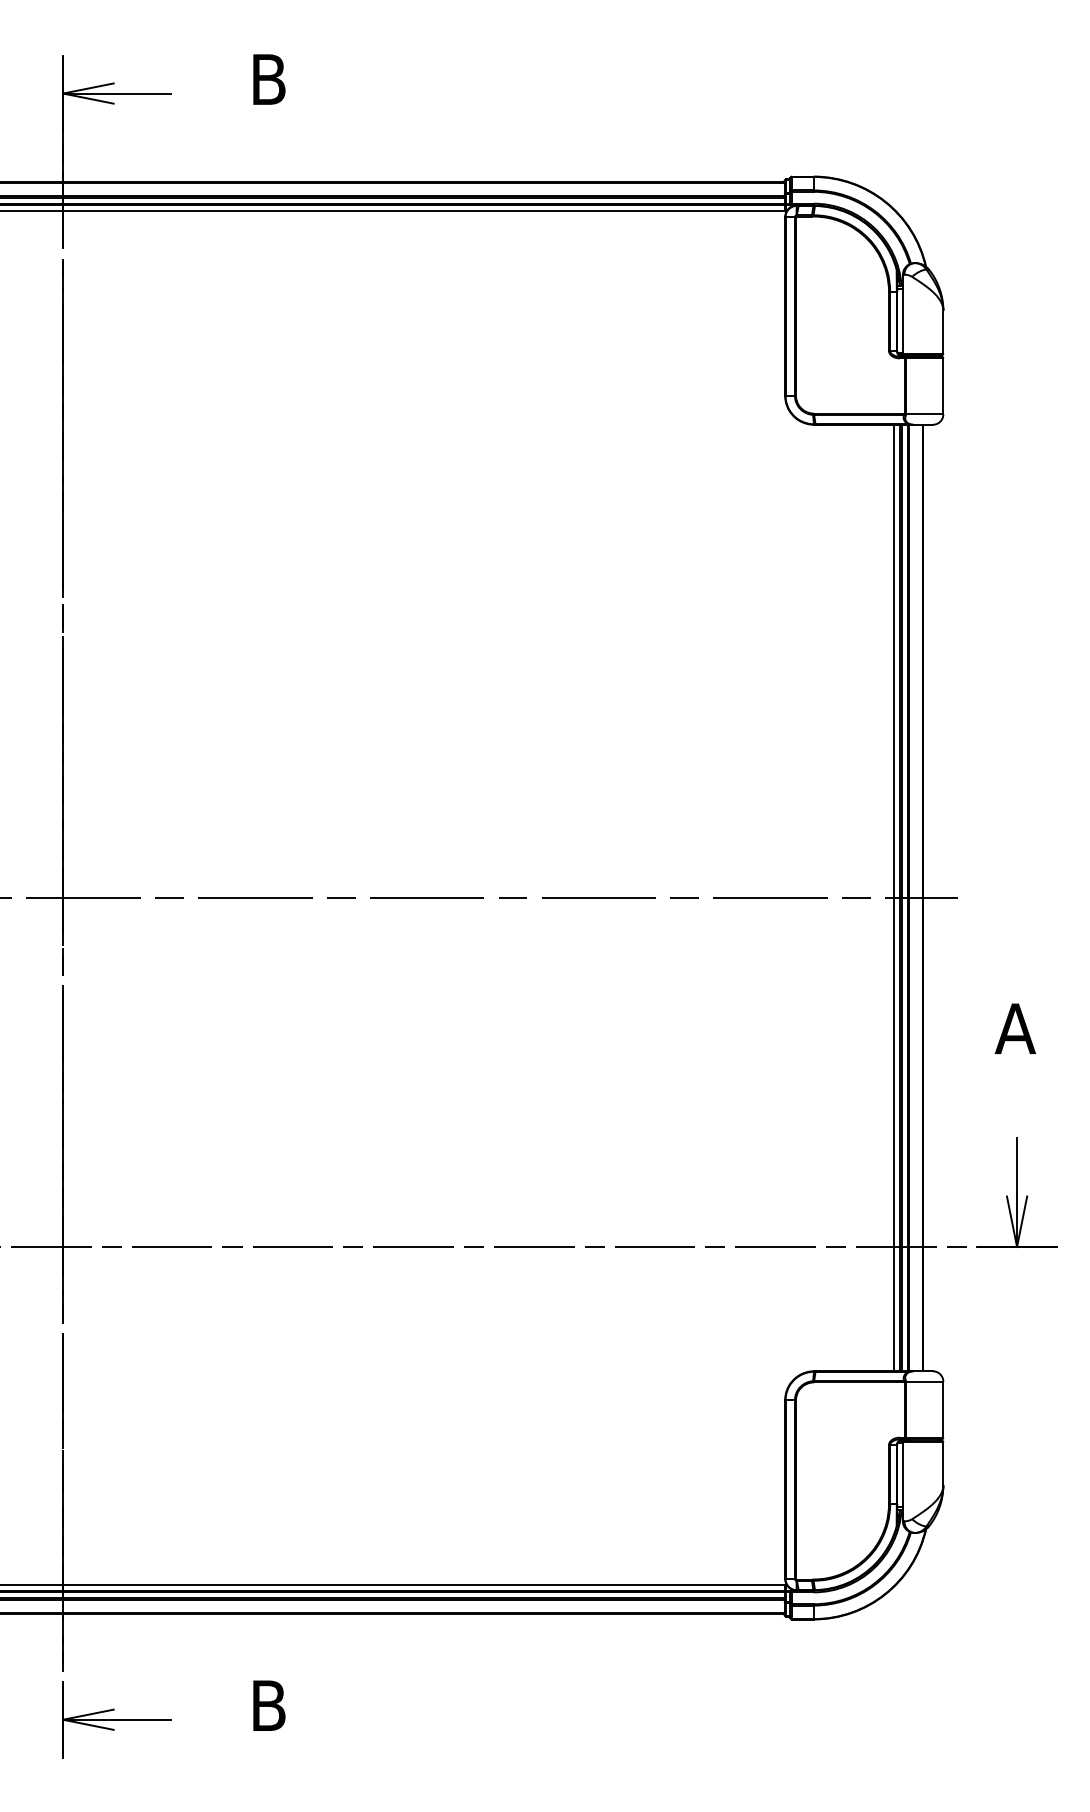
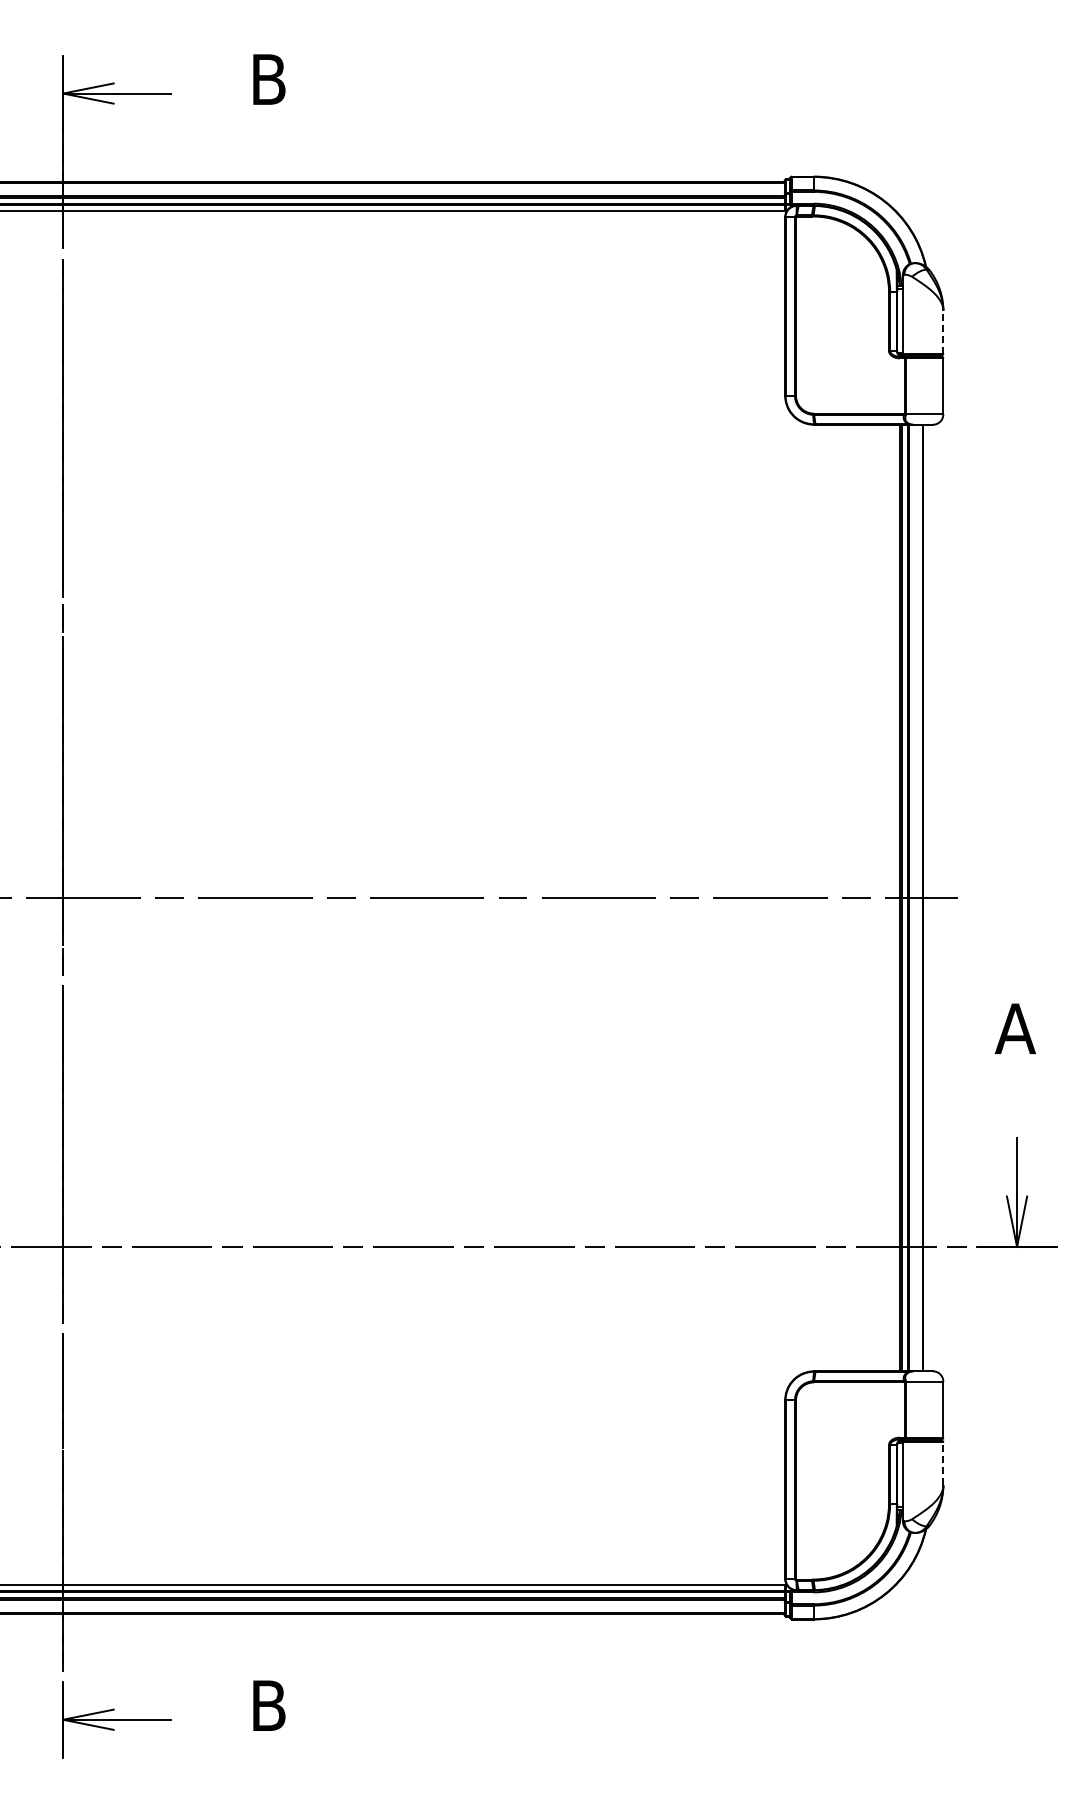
line: solid -> dashed (943, 331)
line: present -> none (894, 897)
line: solid -> dashed (943, 1463)
